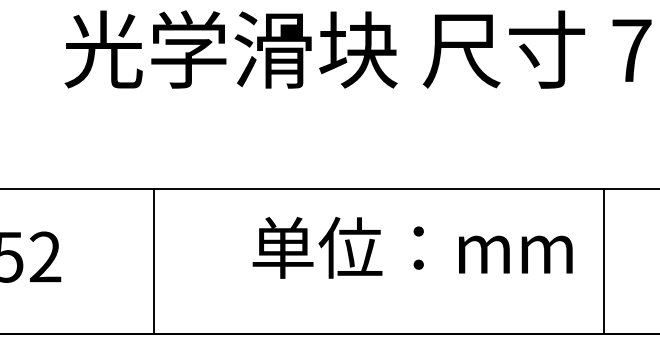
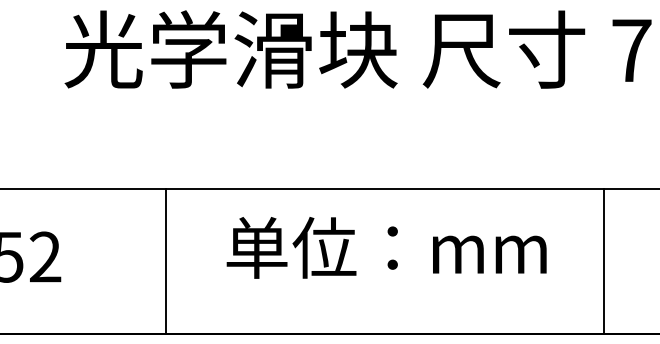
text position: (412, 247) -> (386, 247) (386, 247)
line position: (153, 260) -> (165, 260) (165, 260)
